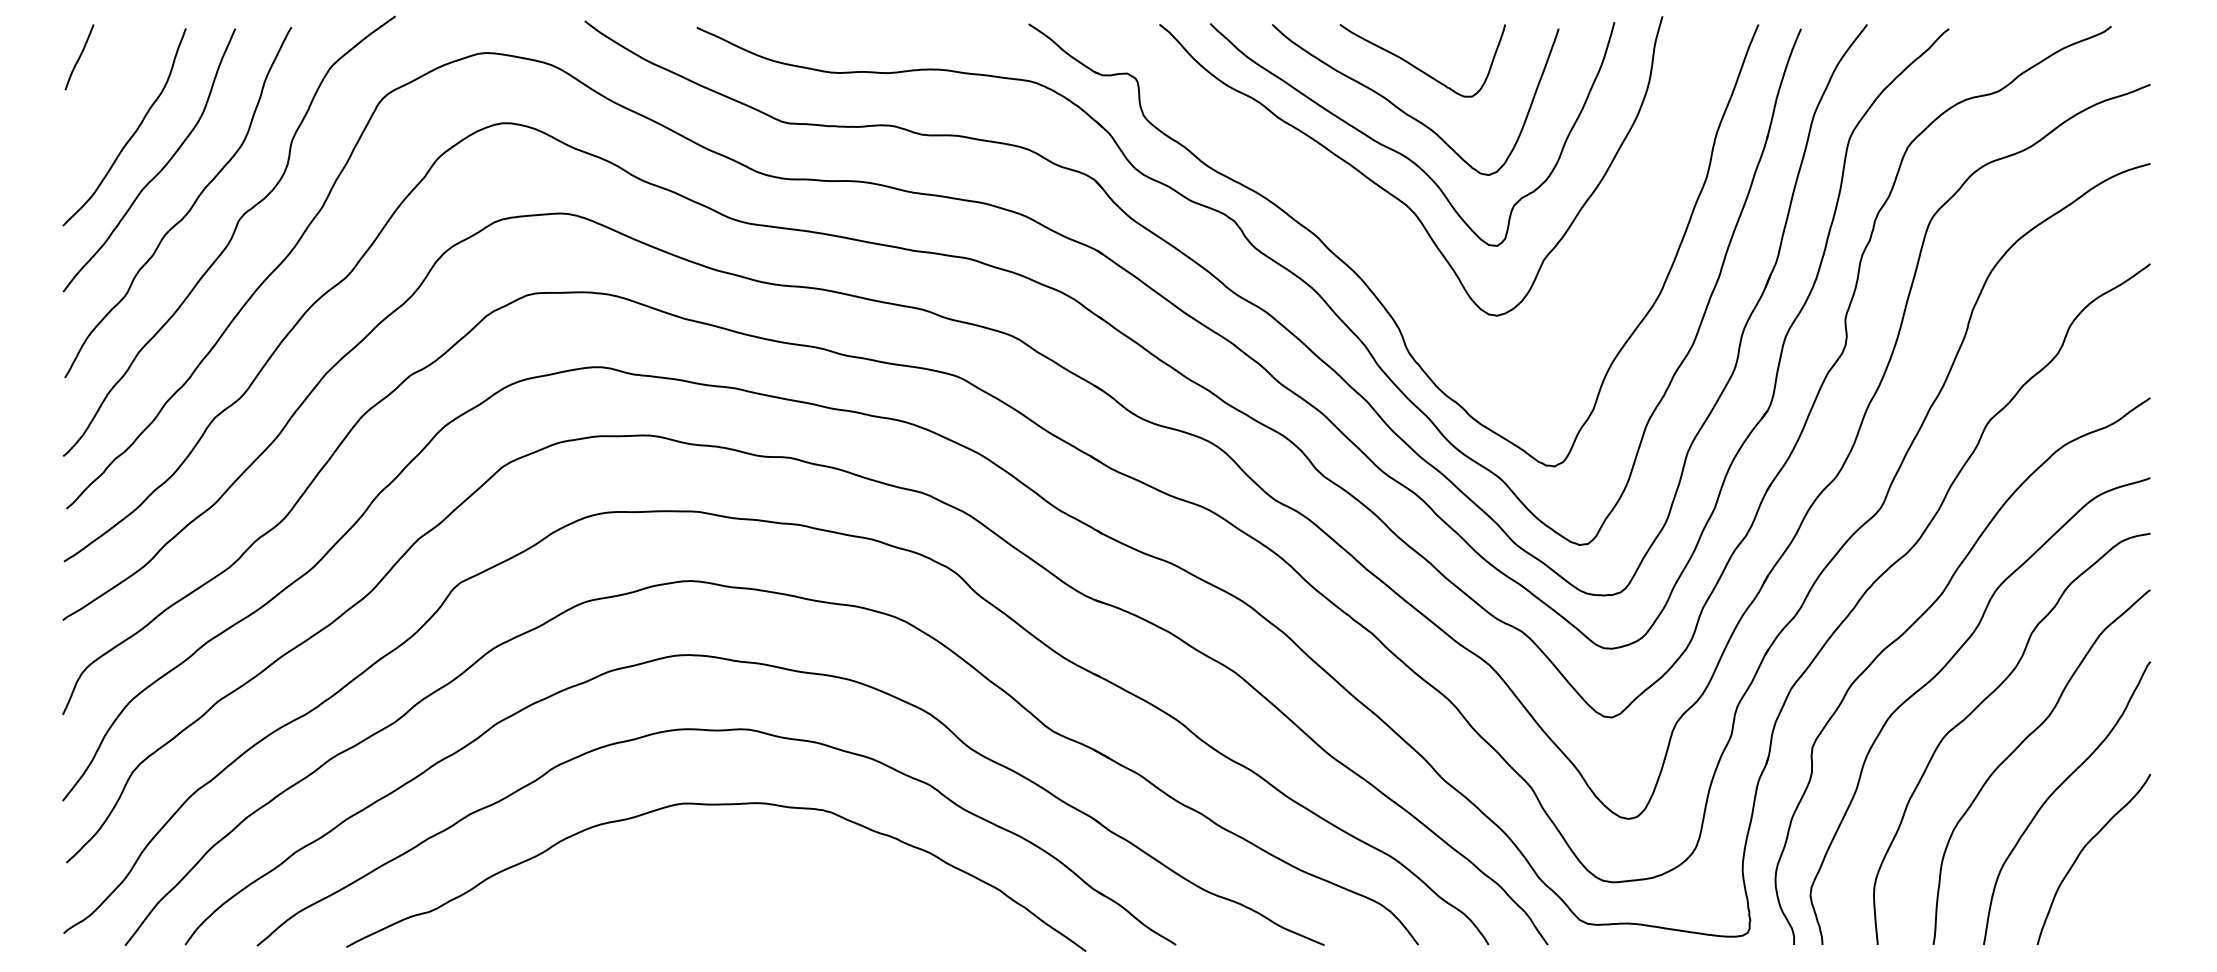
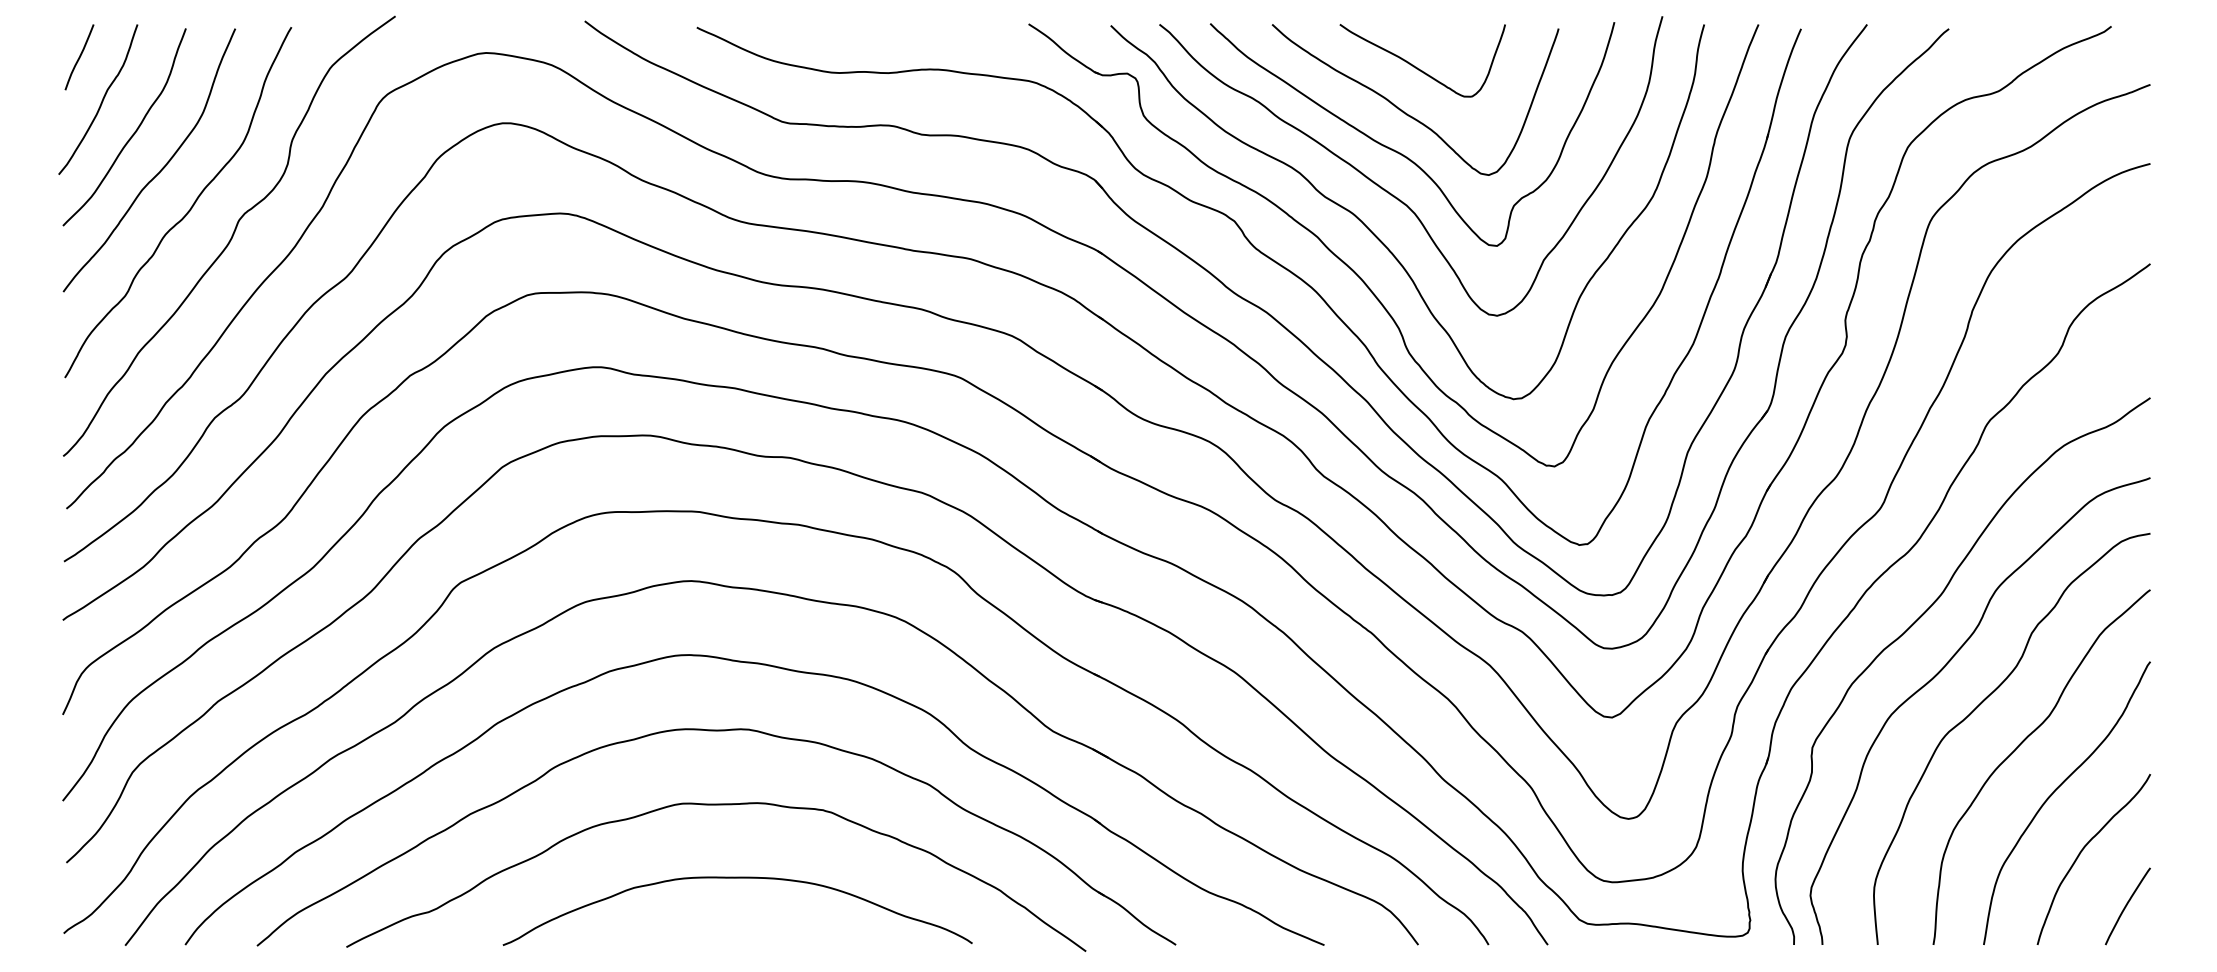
curve: none -> present (101, 100)
curve: none -> present (1380, 239)
curve: none -> present (737, 878)
curve: none -> present (2127, 905)
